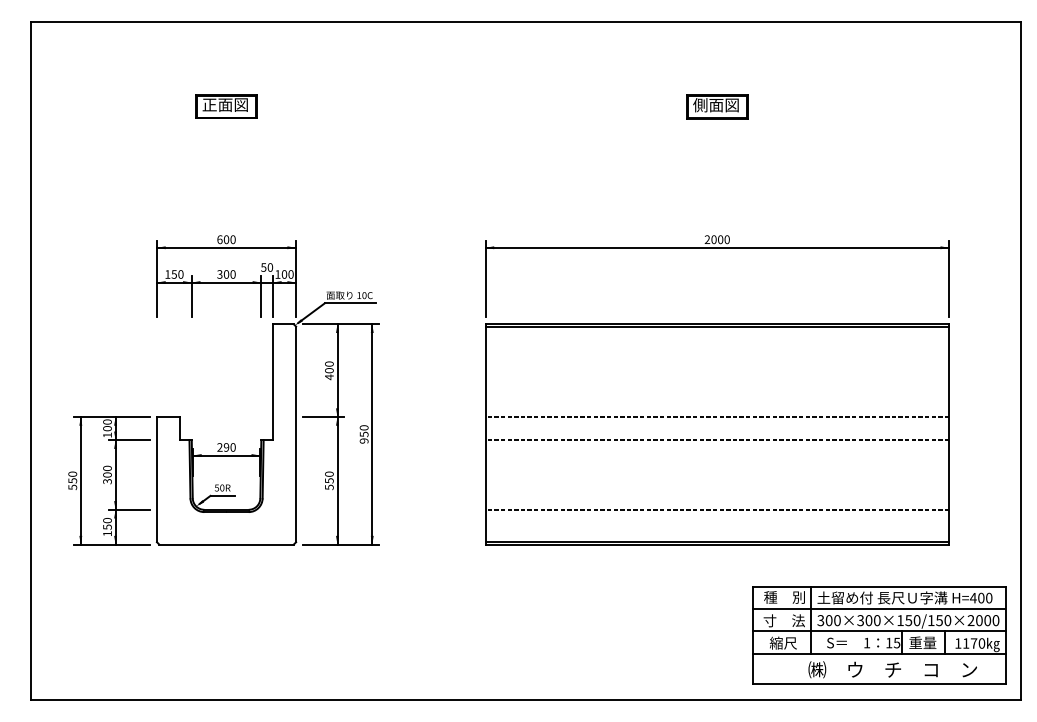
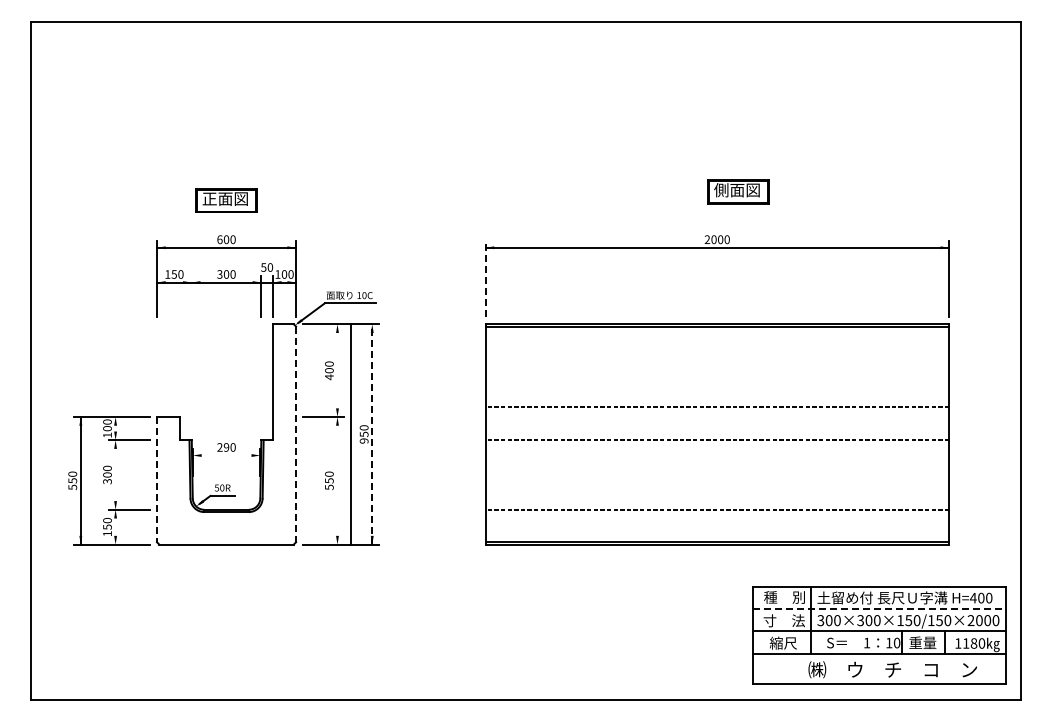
part position: (226, 106) -> (226, 200) (226, 200)
part position: (717, 106) -> (738, 191) (738, 191)
line: solid -> dashed (485, 278)
line: present -> none (191, 296)
line position: (717, 417) -> (717, 407) (717, 407)
line: solid -> dashed (372, 433)
line: solid -> dashed (296, 434)
line position: (337, 434) -> (350, 434) (350, 434)
line: present -> none (226, 455)
line: solid -> dashed (157, 479)
line: present -> none (115, 480)
line: solid -> dashed (879, 608)
text: 15 -> 10 (896, 642)
text: 1170 -> 1180 (973, 643)
